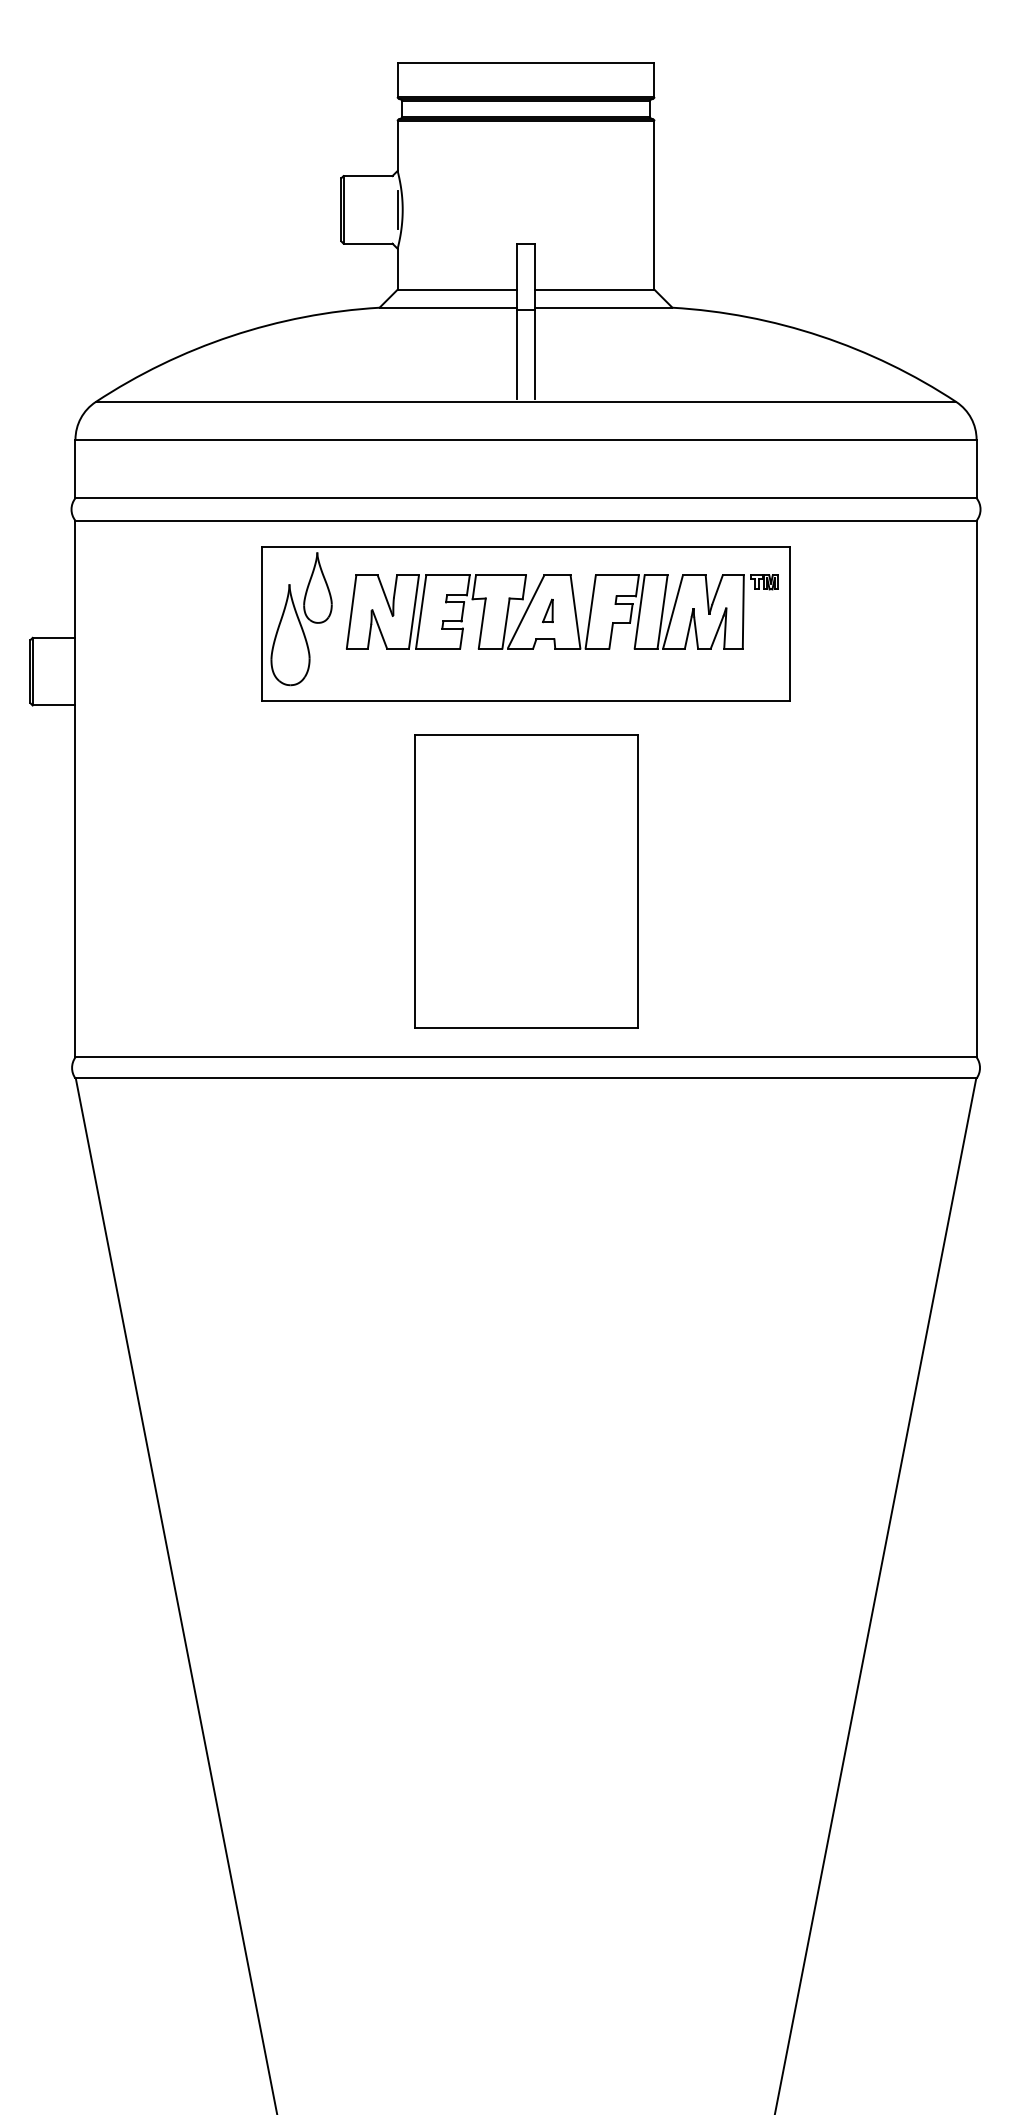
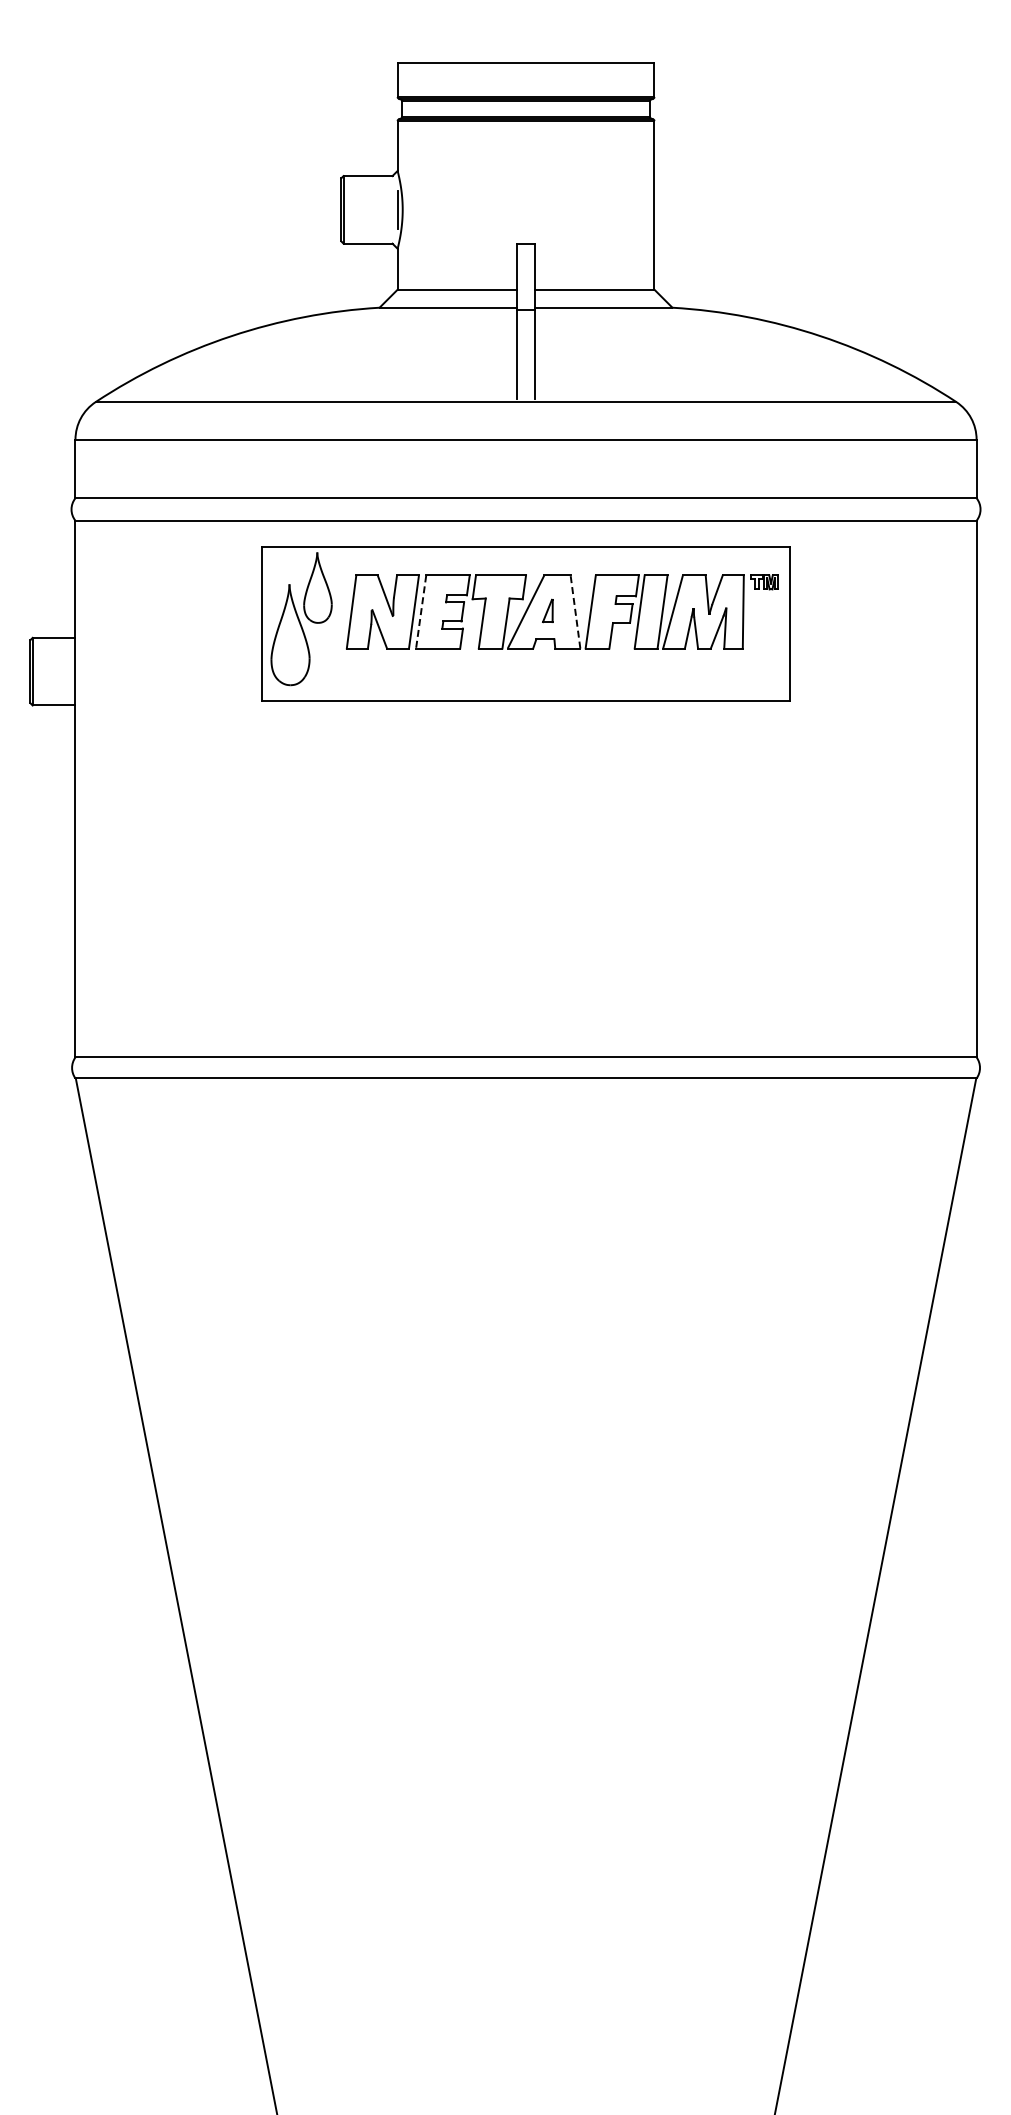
line: solid -> dashed (421, 612)
line: solid -> dashed (575, 612)
part: present -> none (526, 881)
